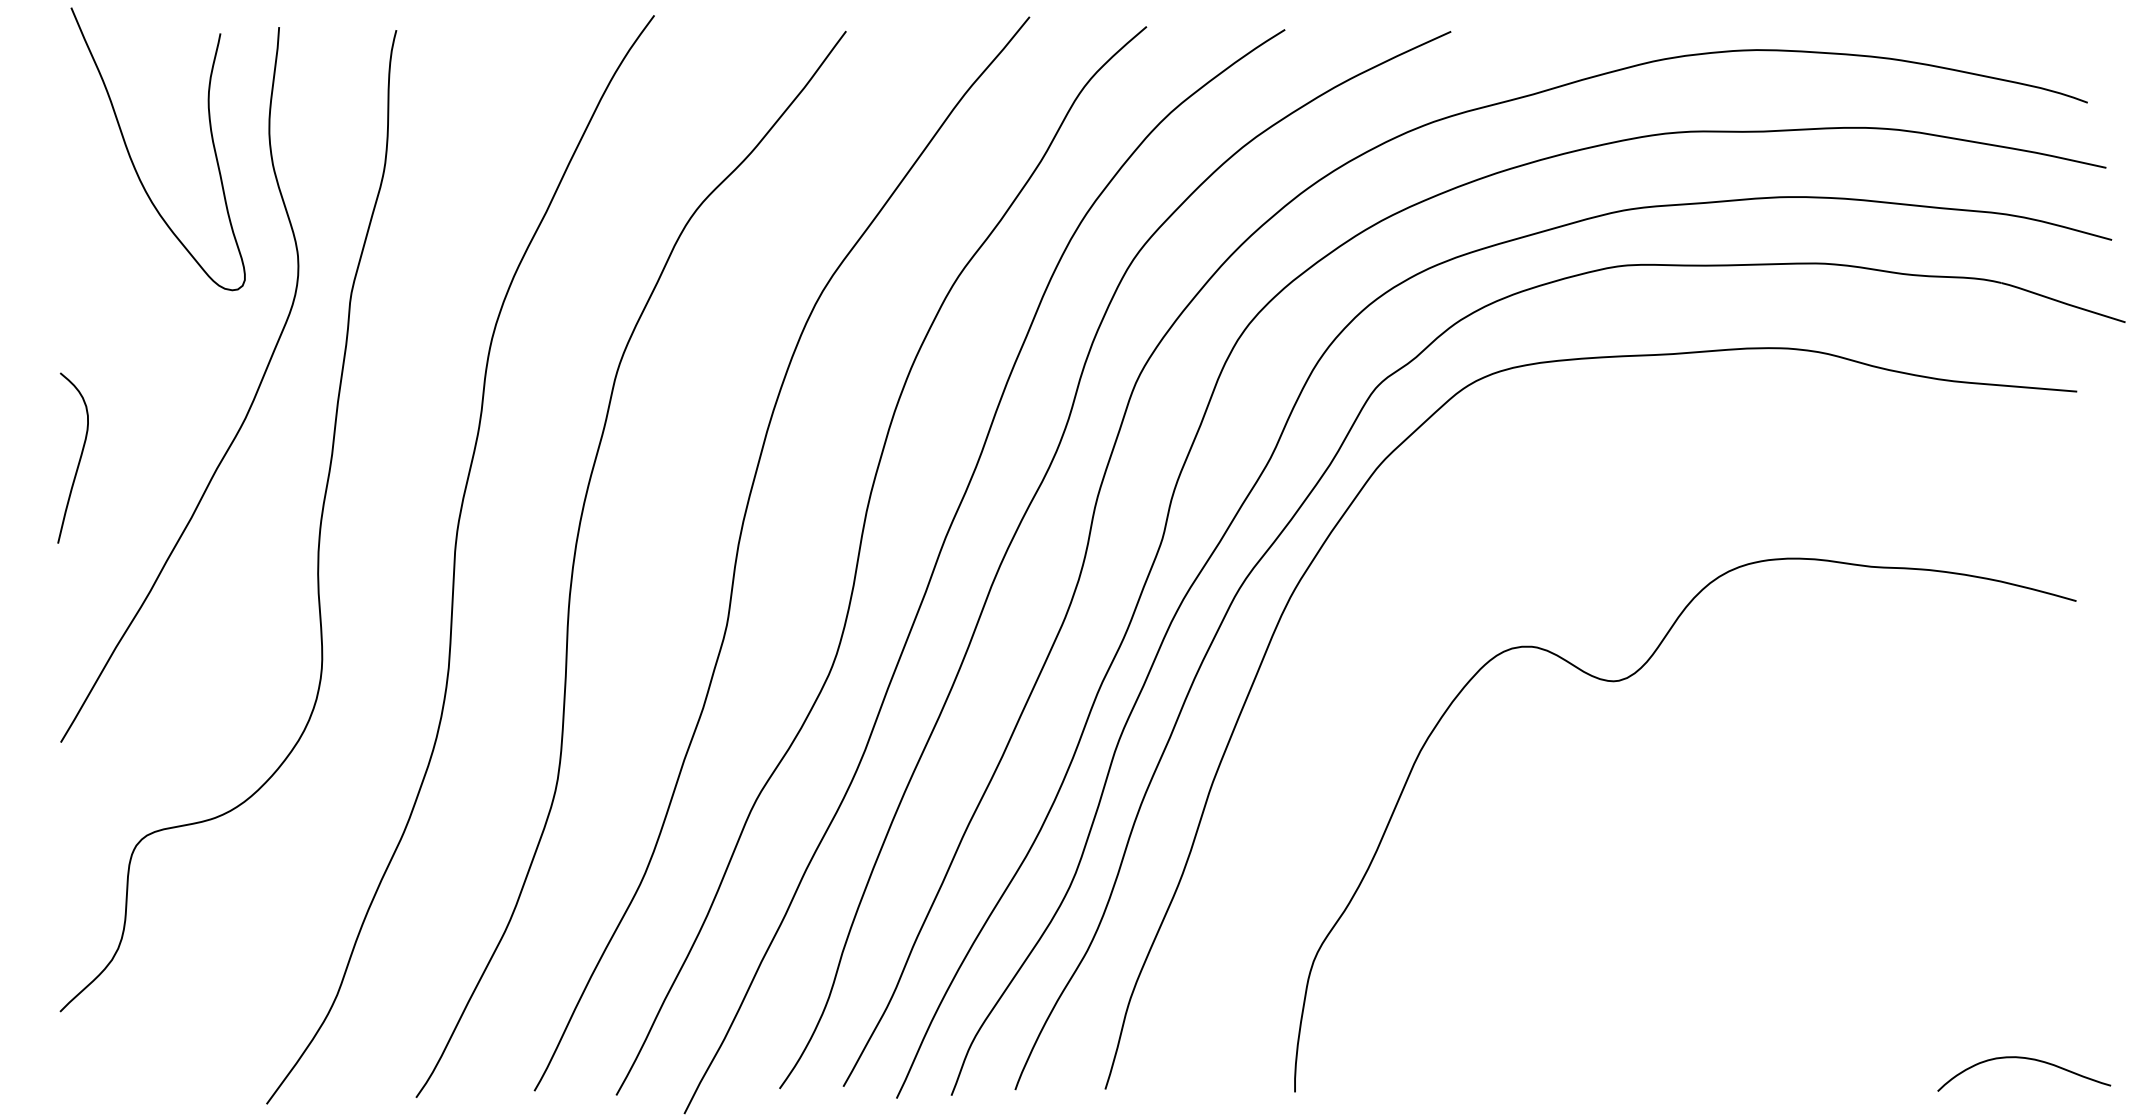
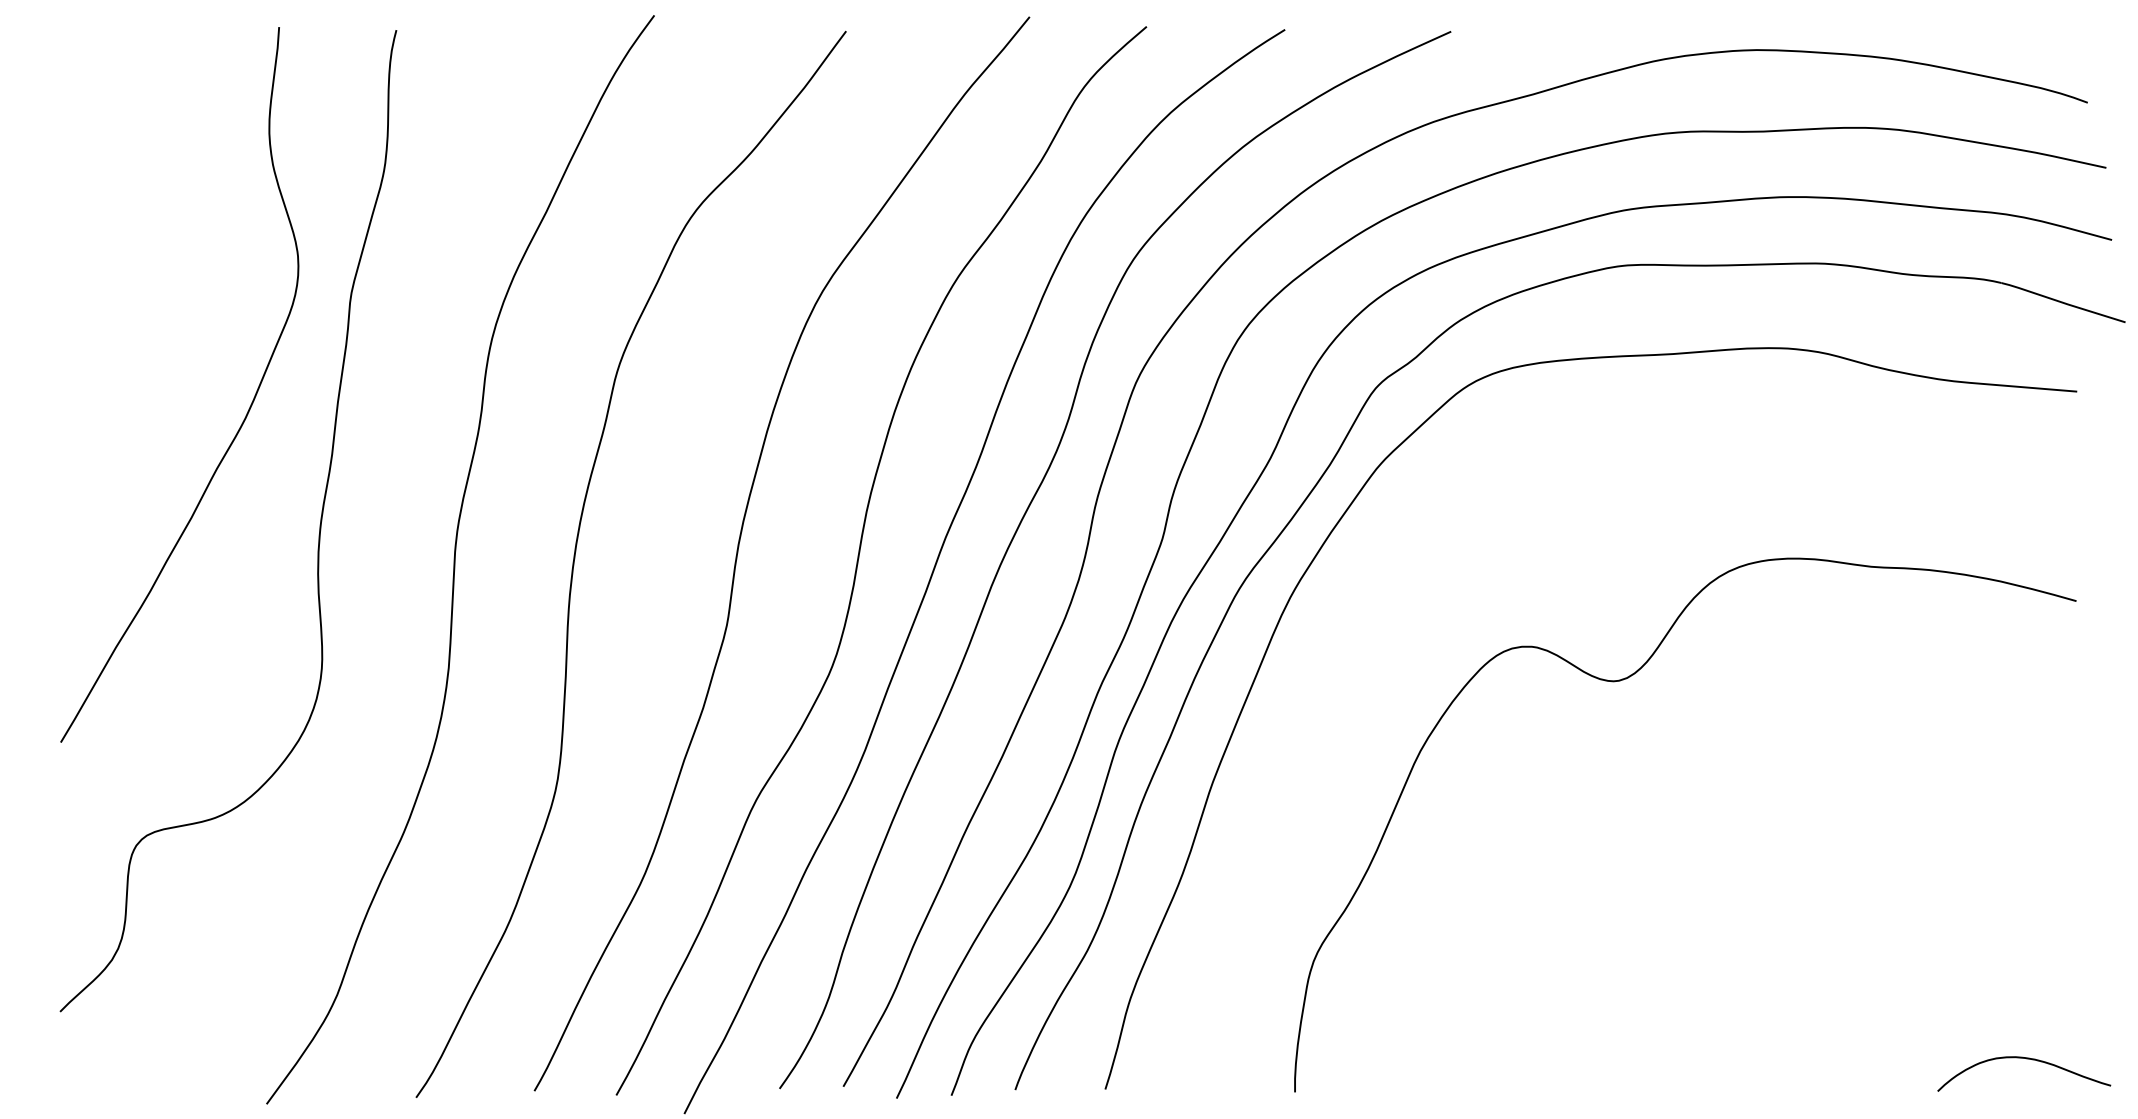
curve: present -> none (132, 159)
curve: present -> none (79, 457)
